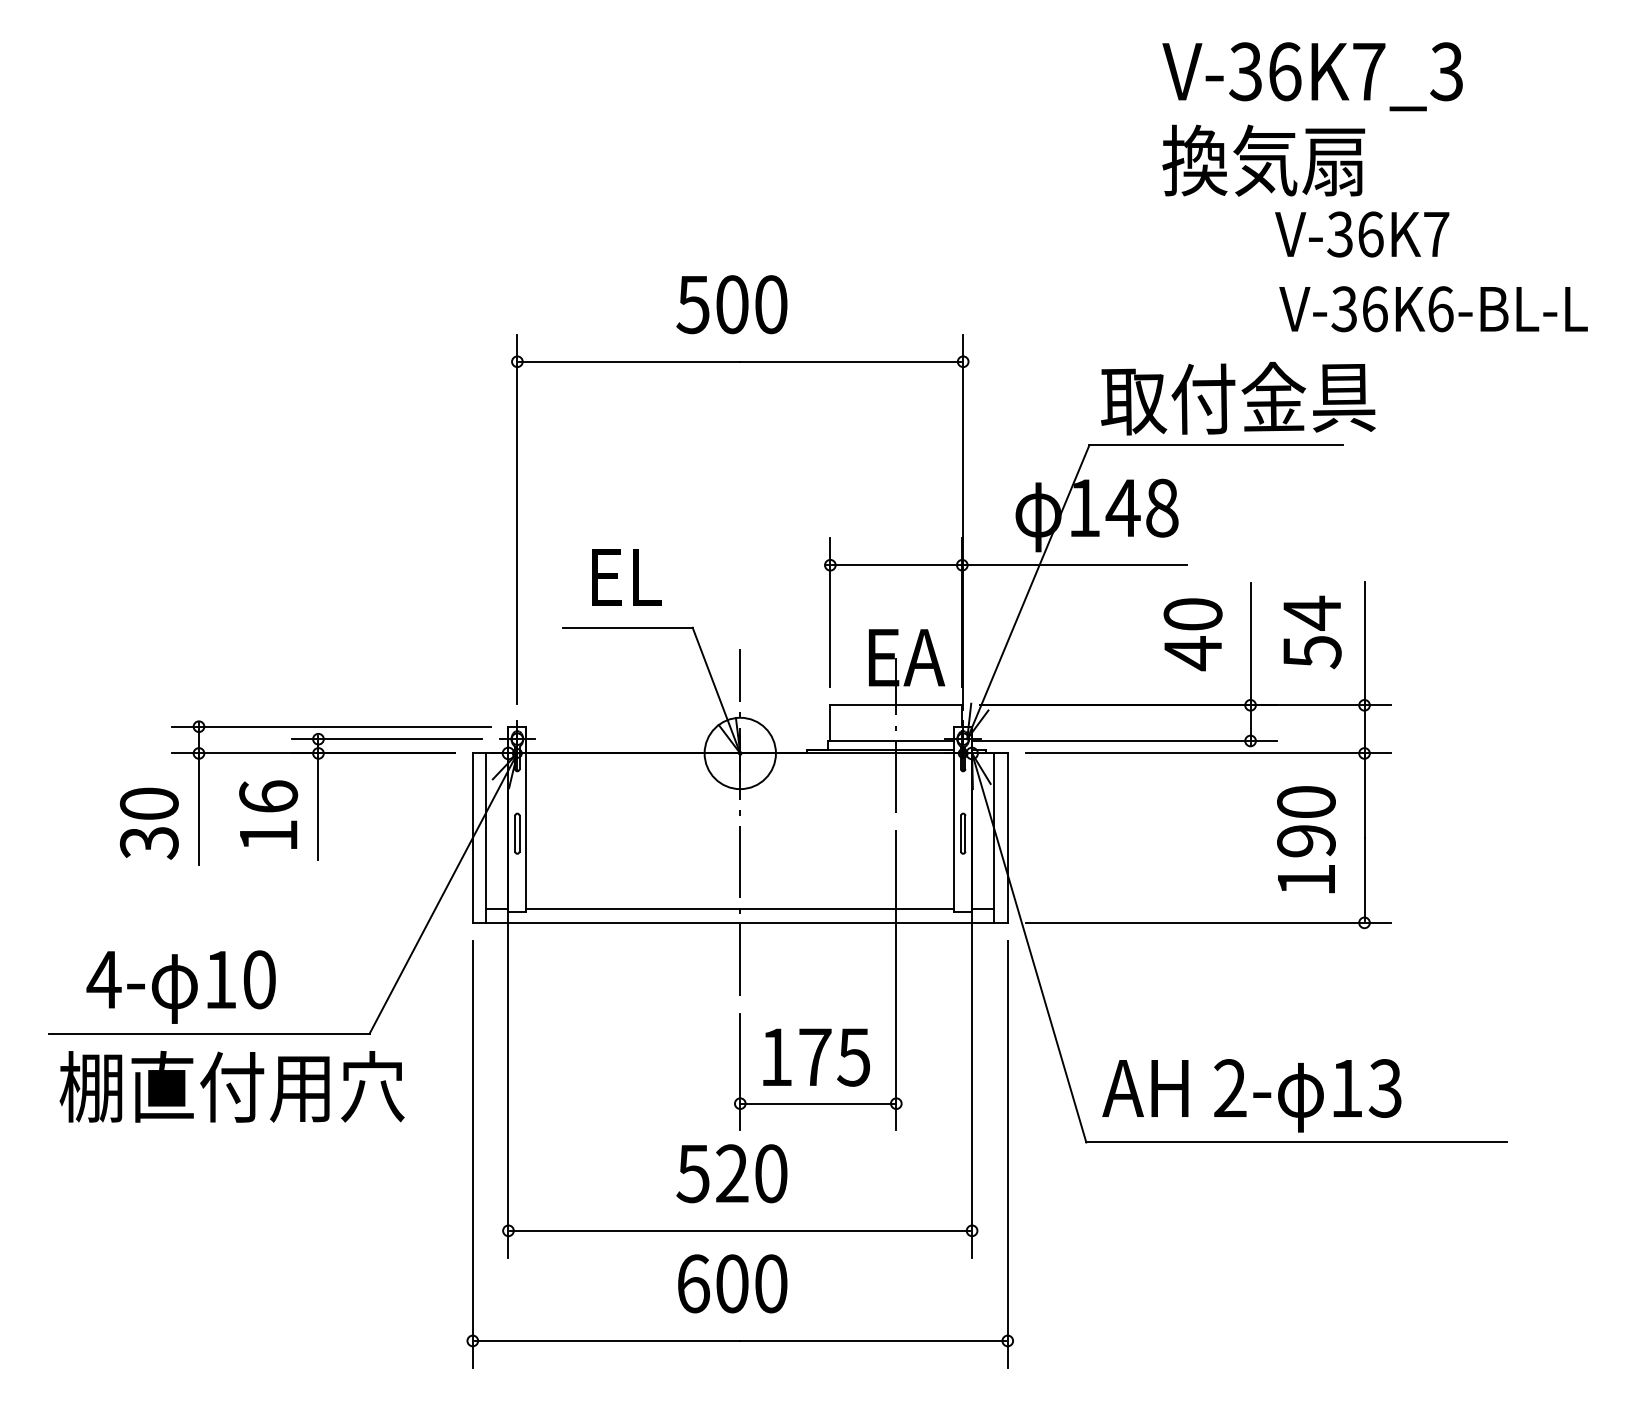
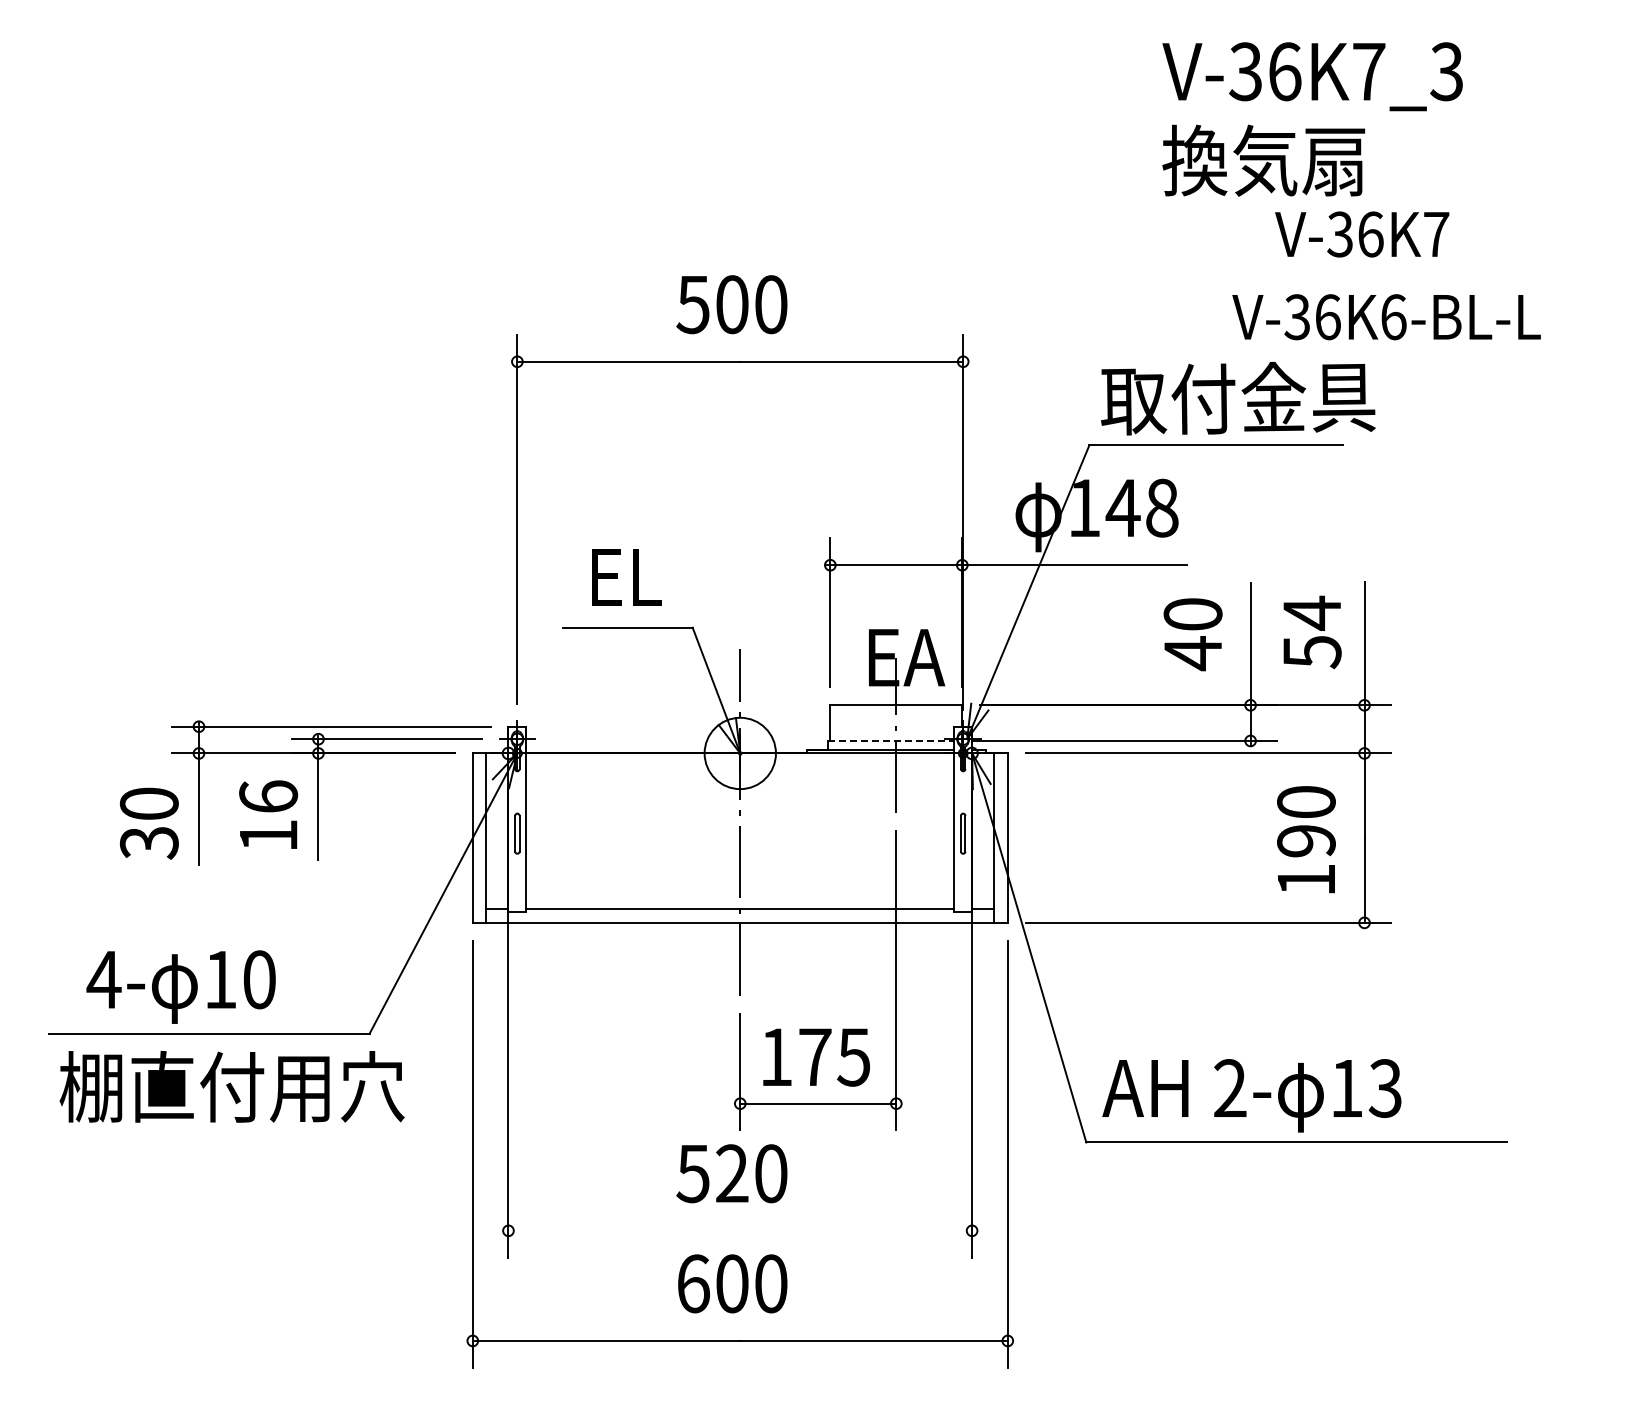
text position: (1433, 309) -> (1386, 317) (1386, 317)
line: solid -> dashed (891, 740)
line: present -> none (740, 1230)
